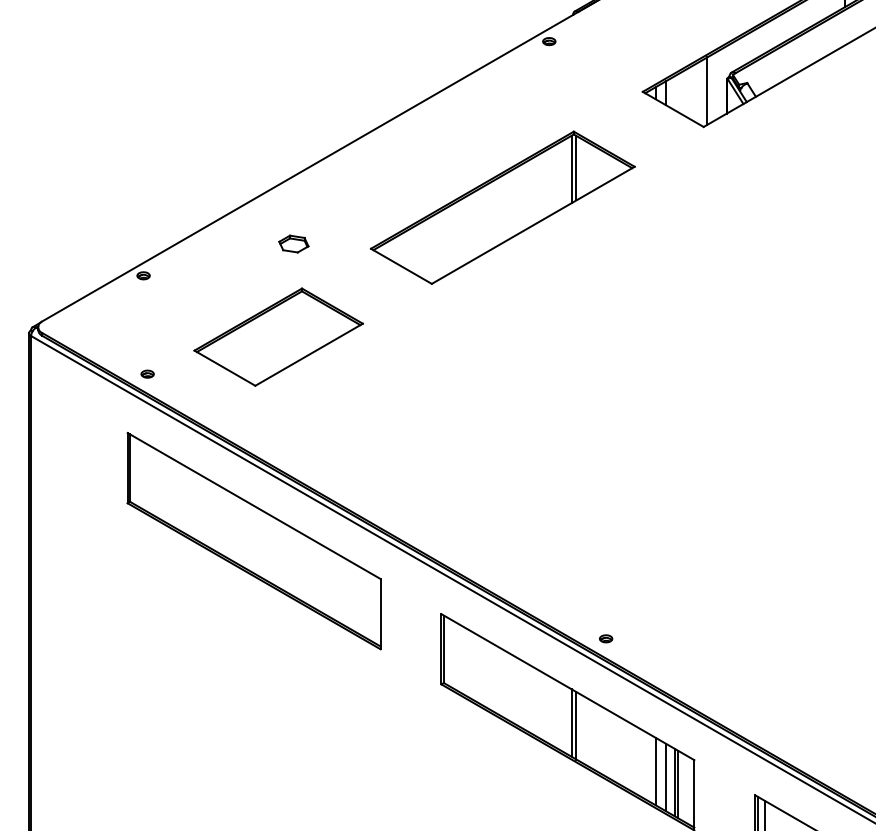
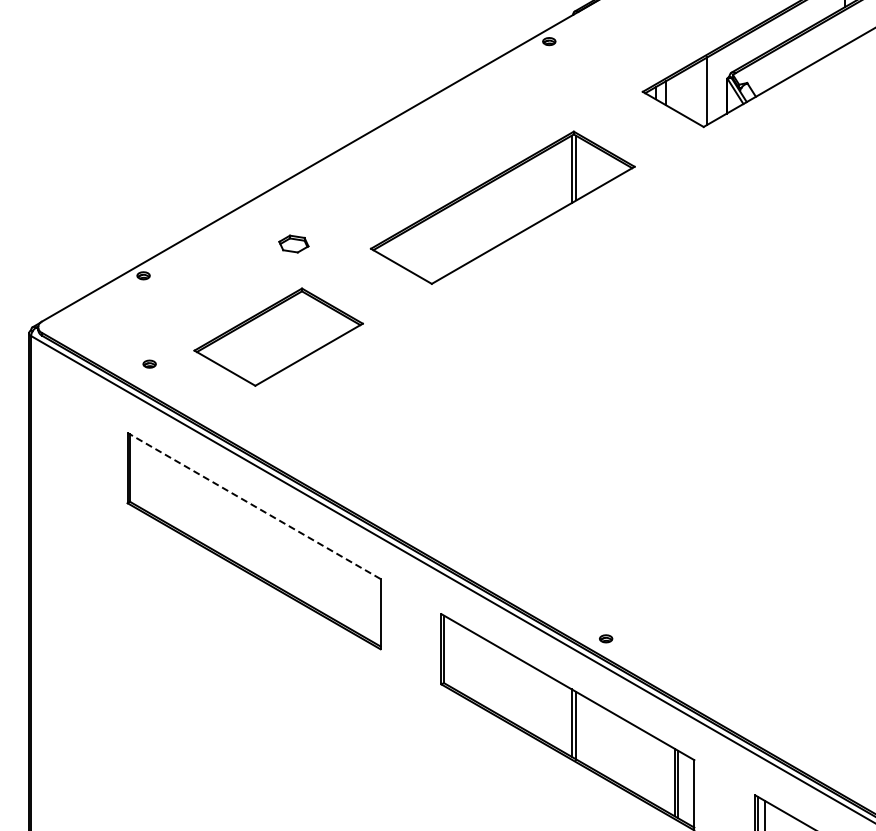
part position: (147, 373) -> (149, 363) (149, 363)
line: solid -> dashed (253, 505)
line: present -> none (655, 771)
line: present -> none (665, 777)
